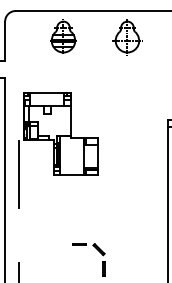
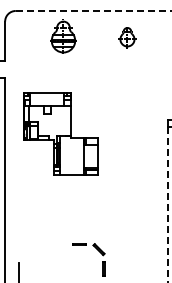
line: solid -> dashed (93, 10)
part size: 31x37 px -> 19x22 px (127, 37)
line: present -> none (19, 174)
line: solid -> dashed (167, 205)
